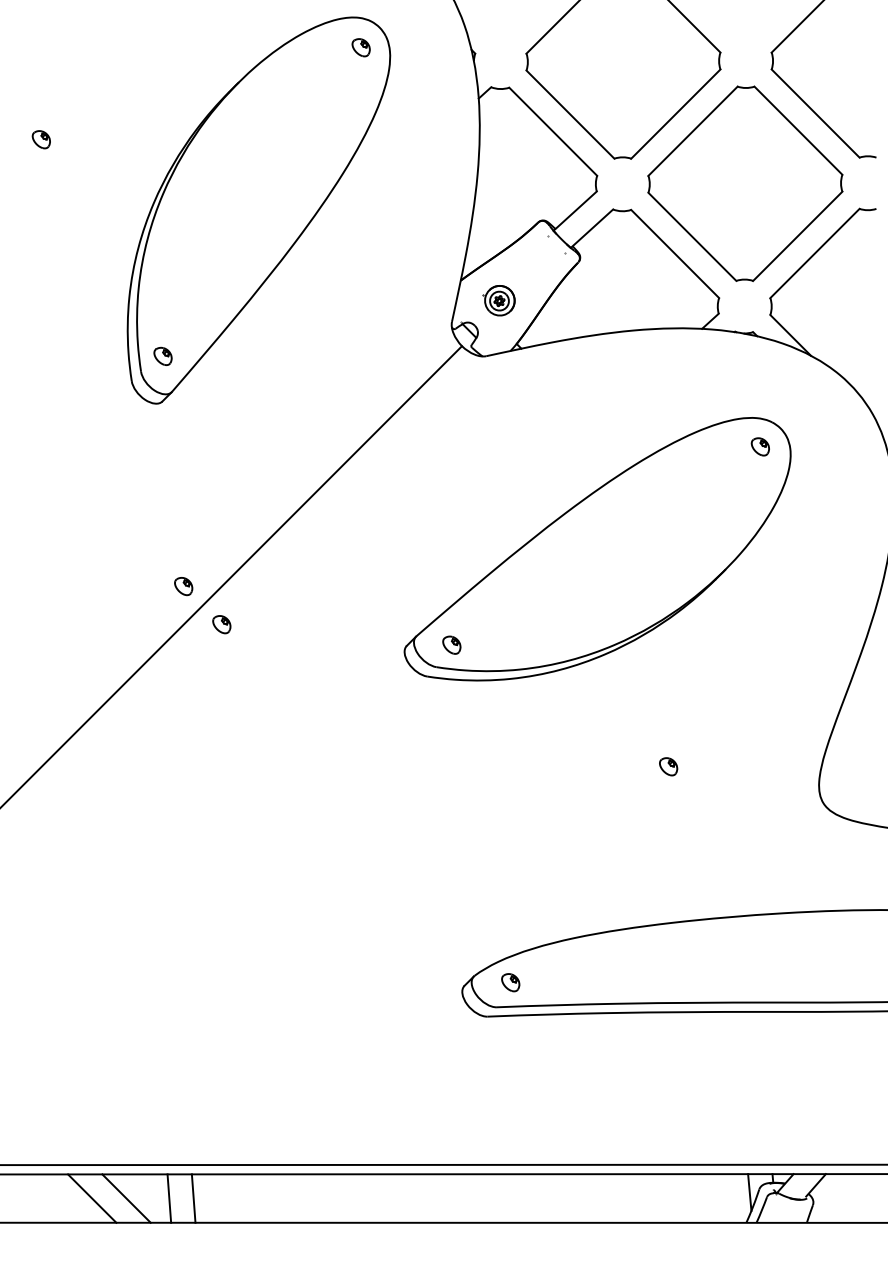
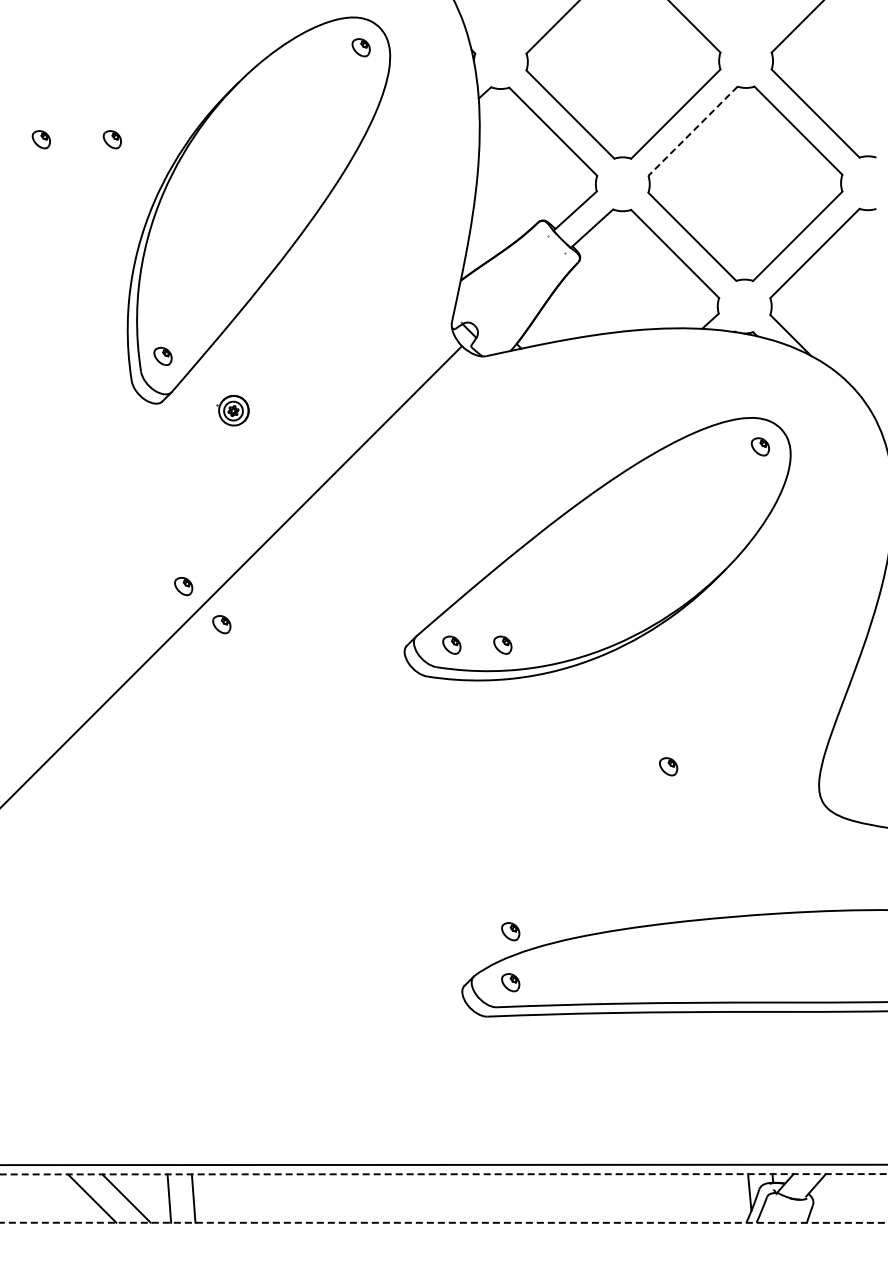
line: solid -> dashed (692, 131)
part: none -> present (111, 139)
part position: (498, 300) -> (232, 410) (232, 410)
part: none -> present (502, 644)
part: none -> present (510, 931)
line: solid -> dashed (443, 1174)
line: solid -> dashed (443, 1222)
